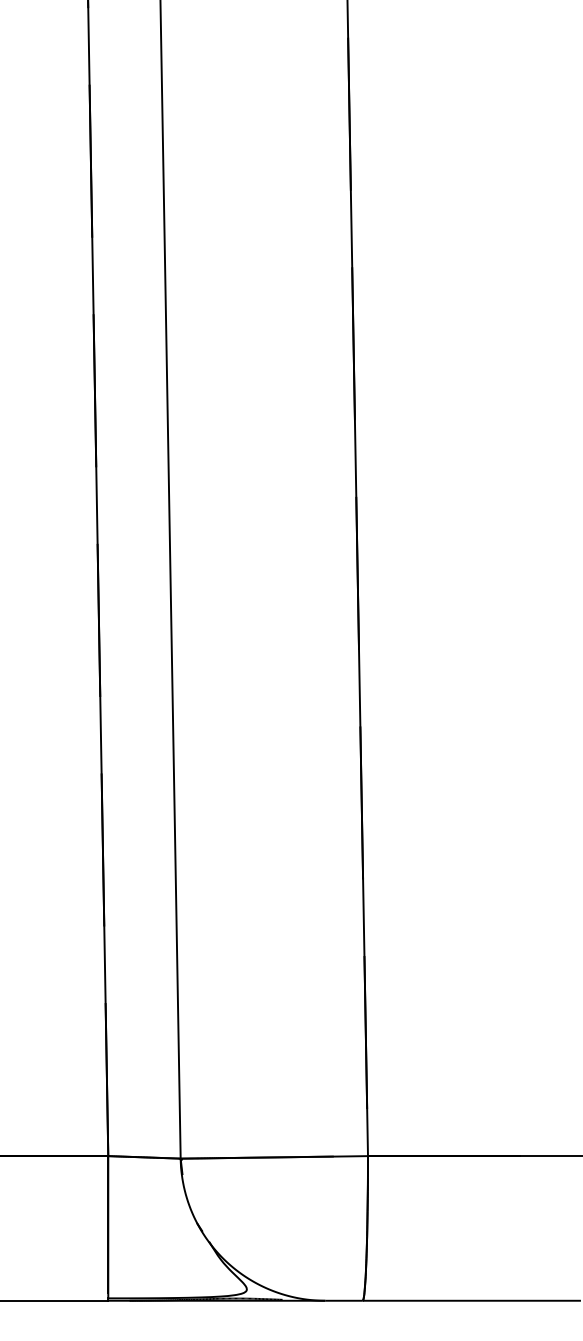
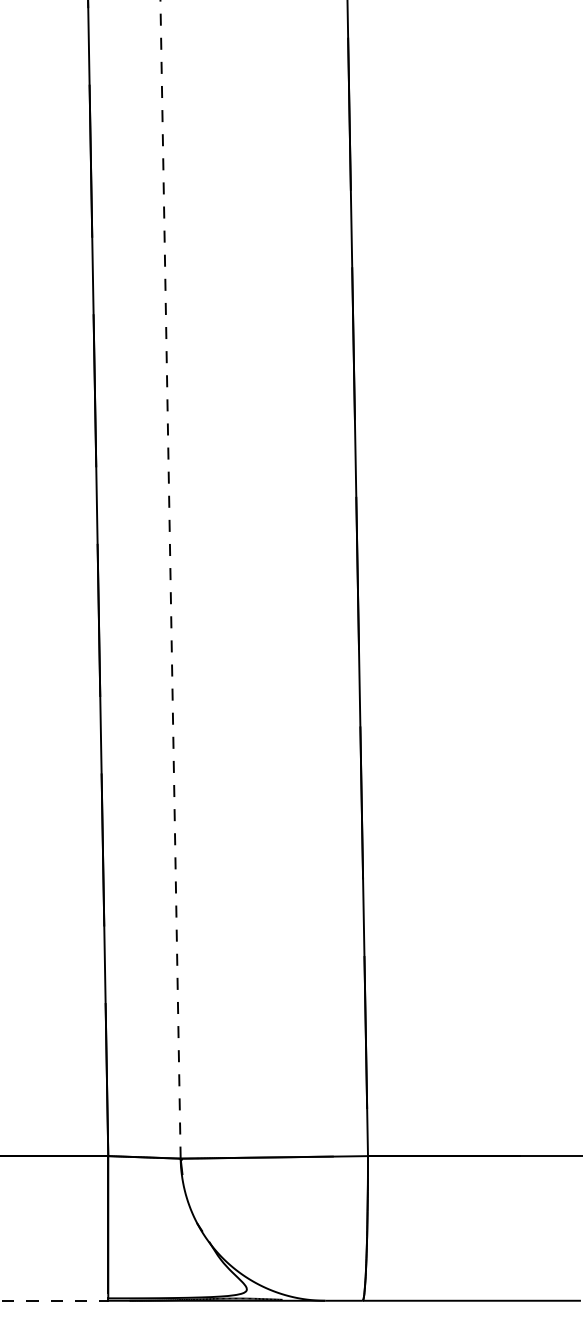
line: solid -> dashed (170, 578)
line: solid -> dashed (54, 1300)
